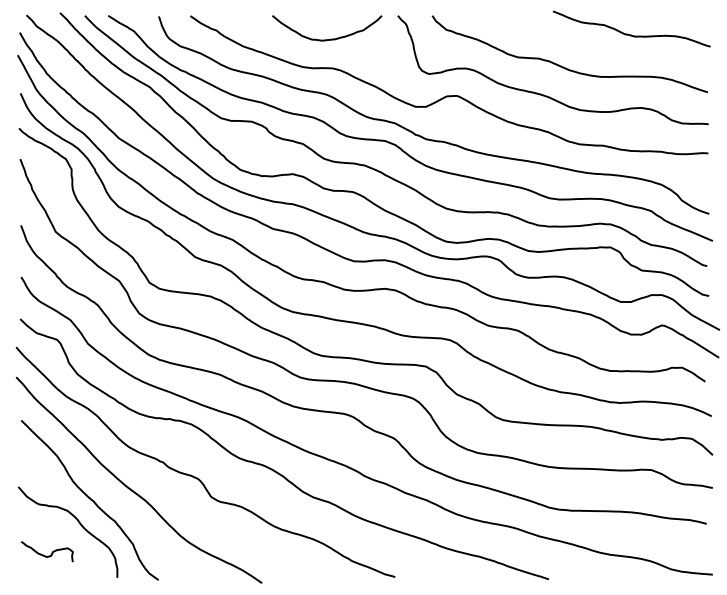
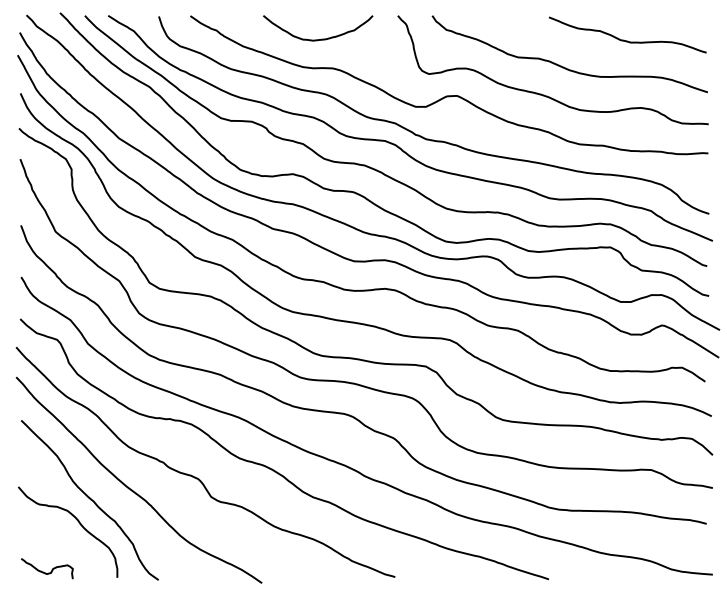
curve position: (631, 34) -> (627, 40) (627, 40)
curve position: (330, 38) -> (321, 38) (321, 38)
curve position: (51, 552) -> (51, 569) (51, 569)
